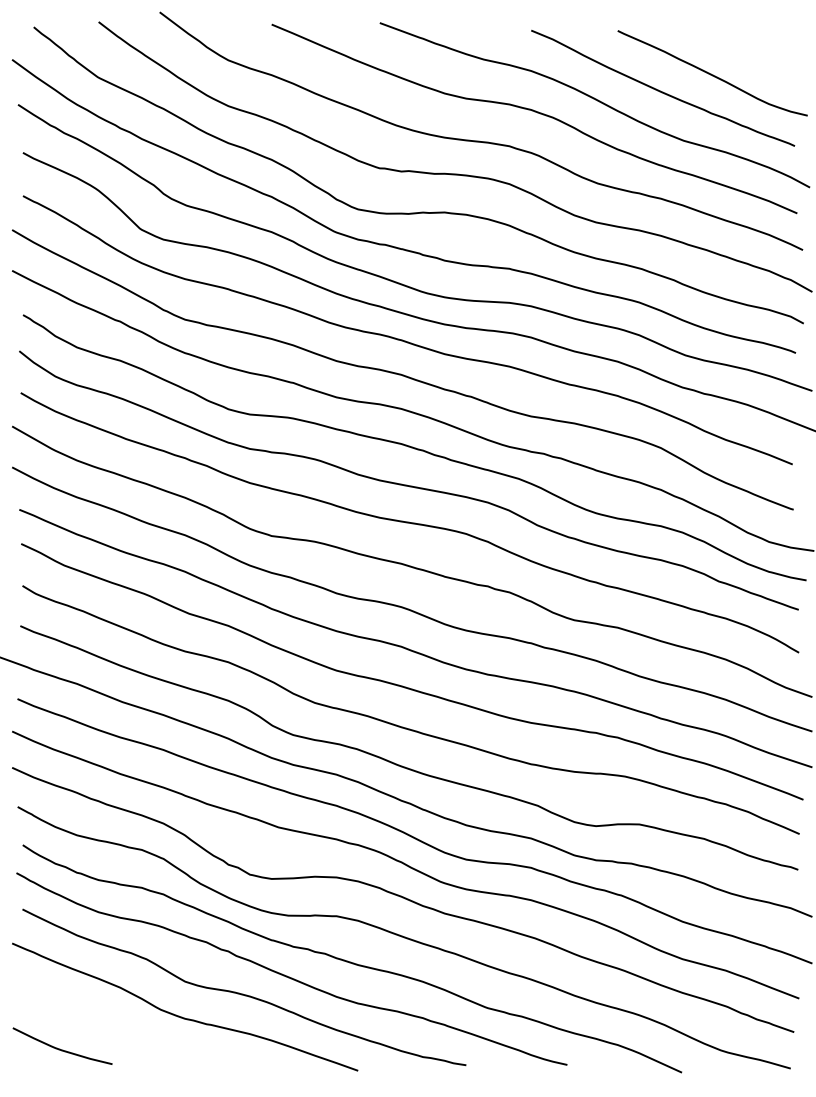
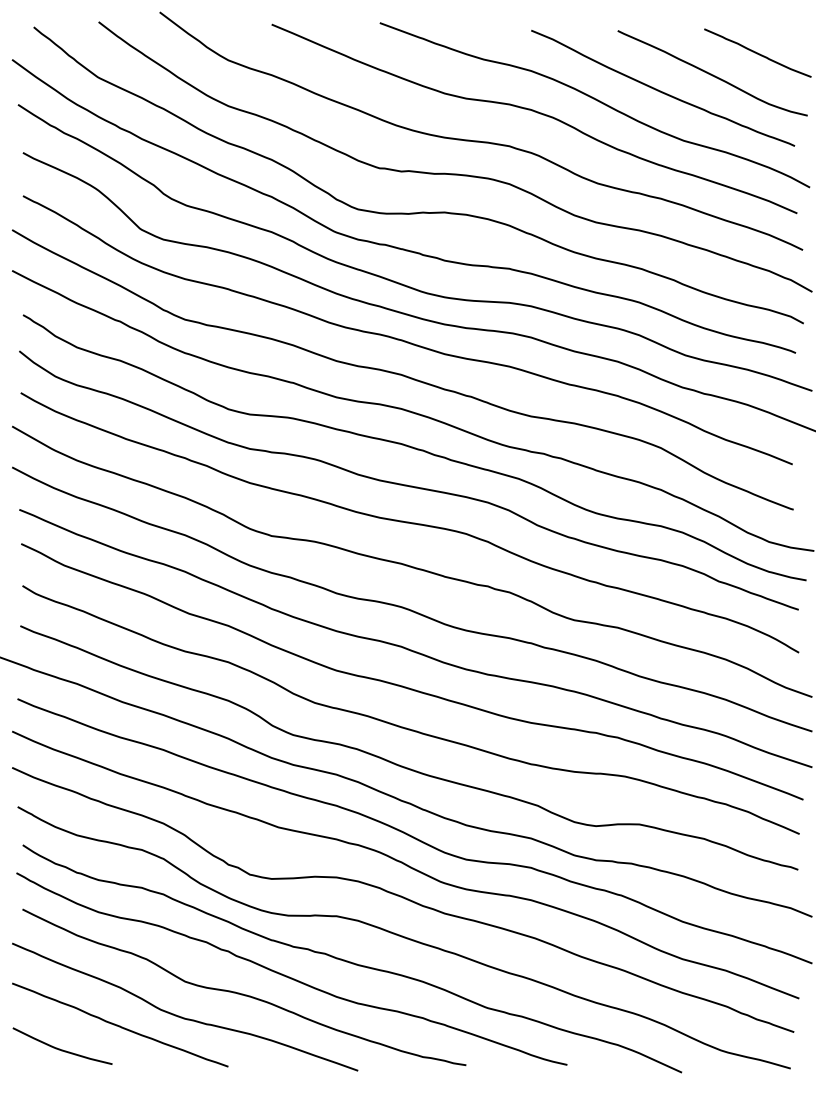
curve: none -> present (757, 52)
curve: none -> present (120, 1025)
